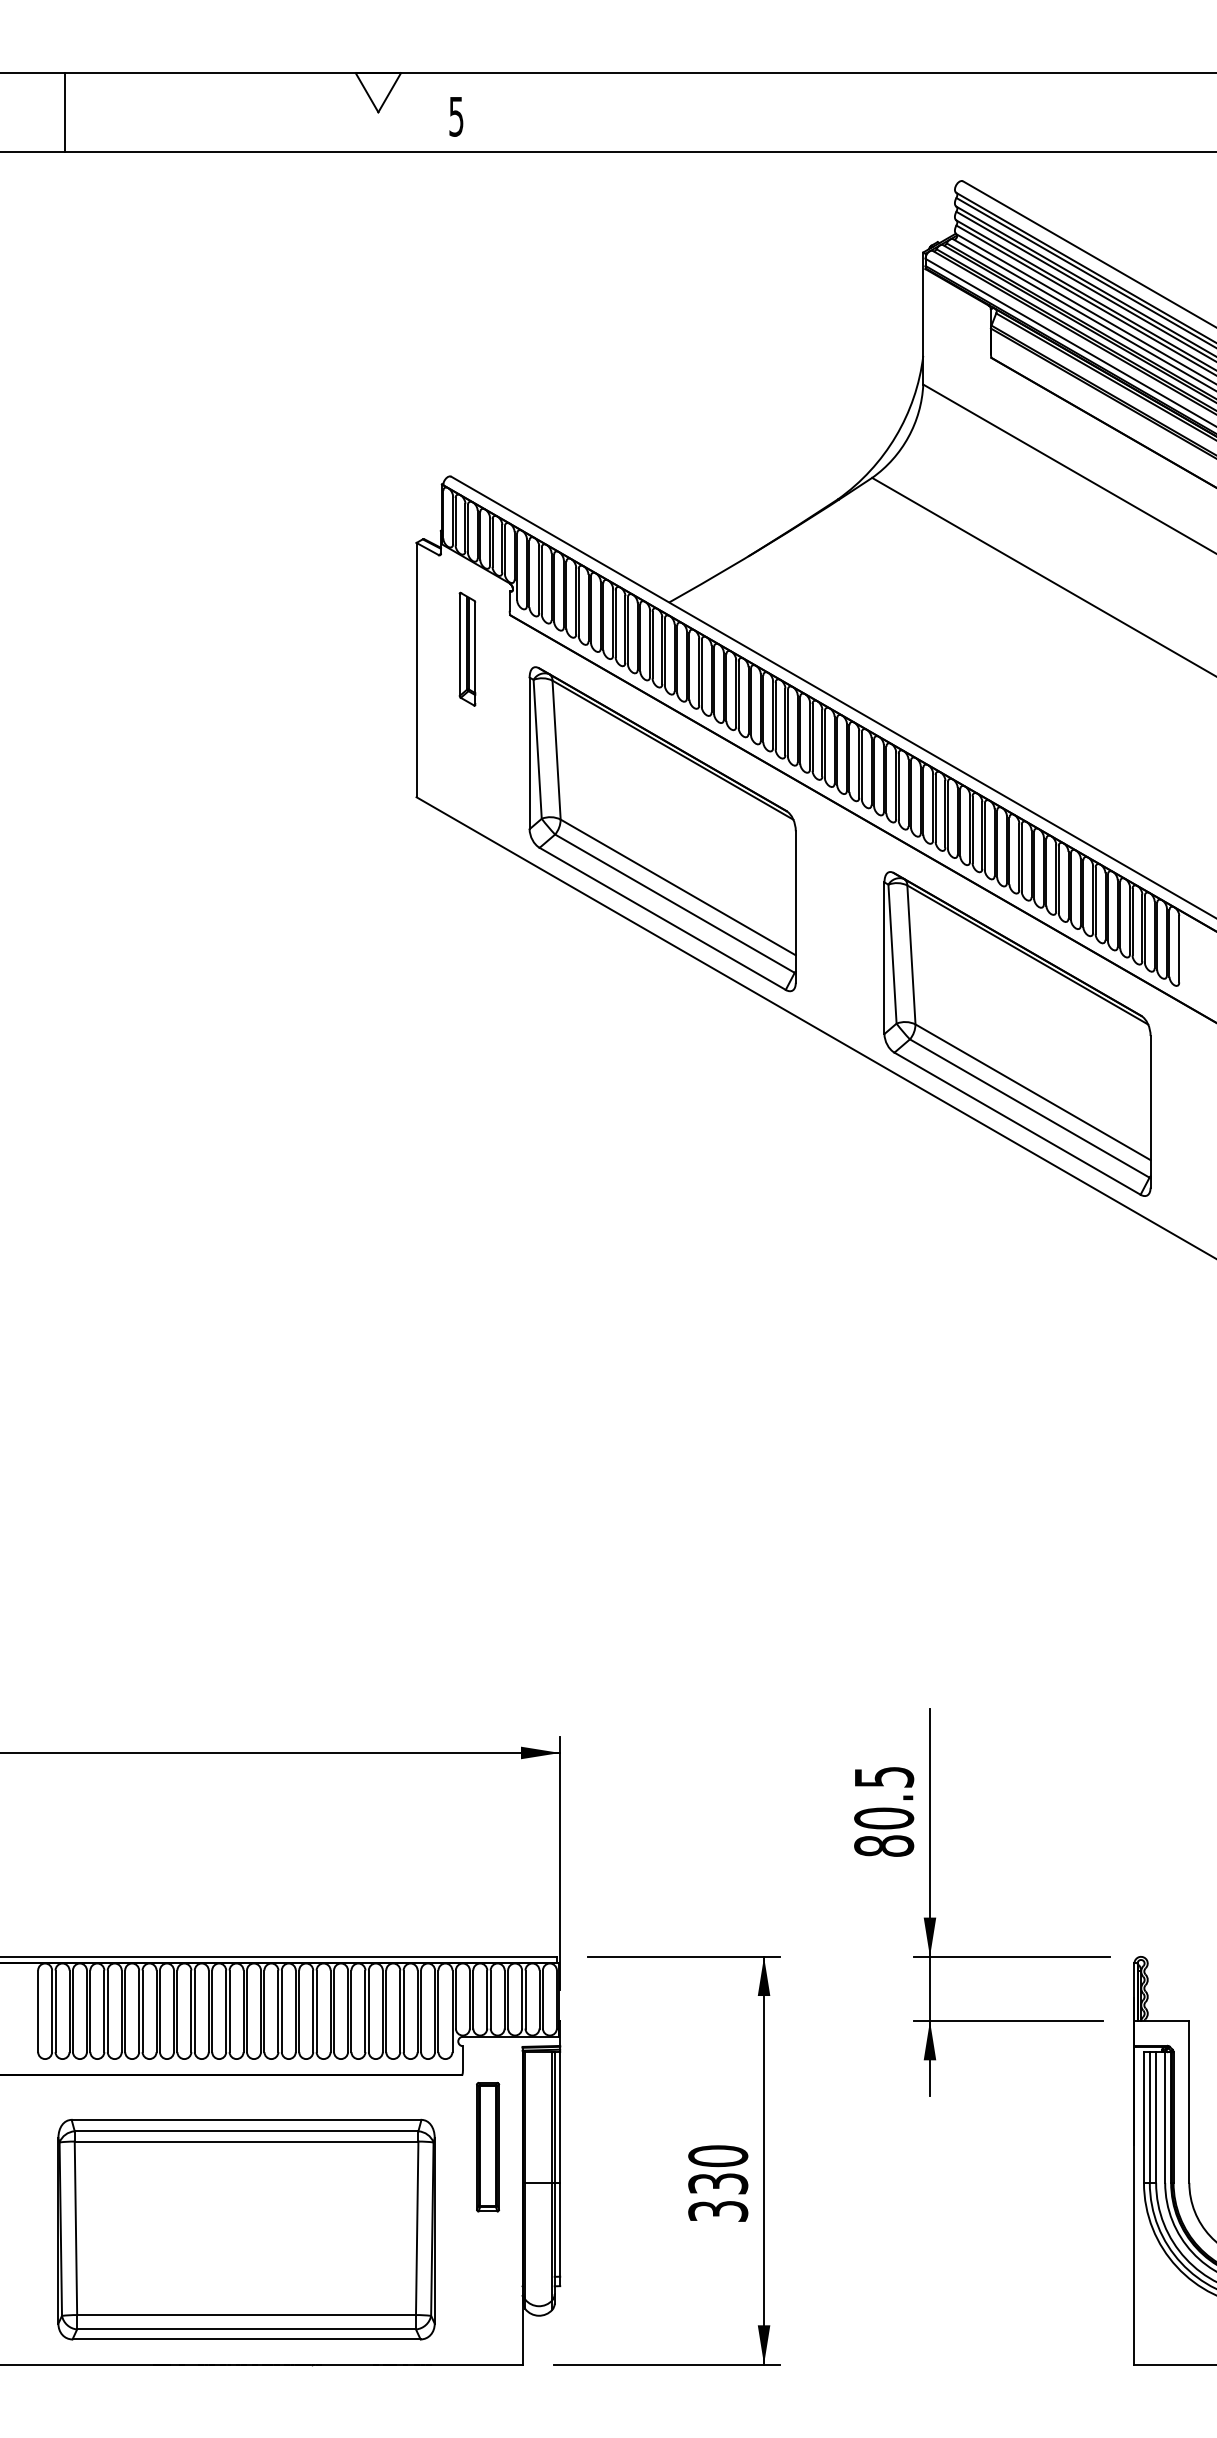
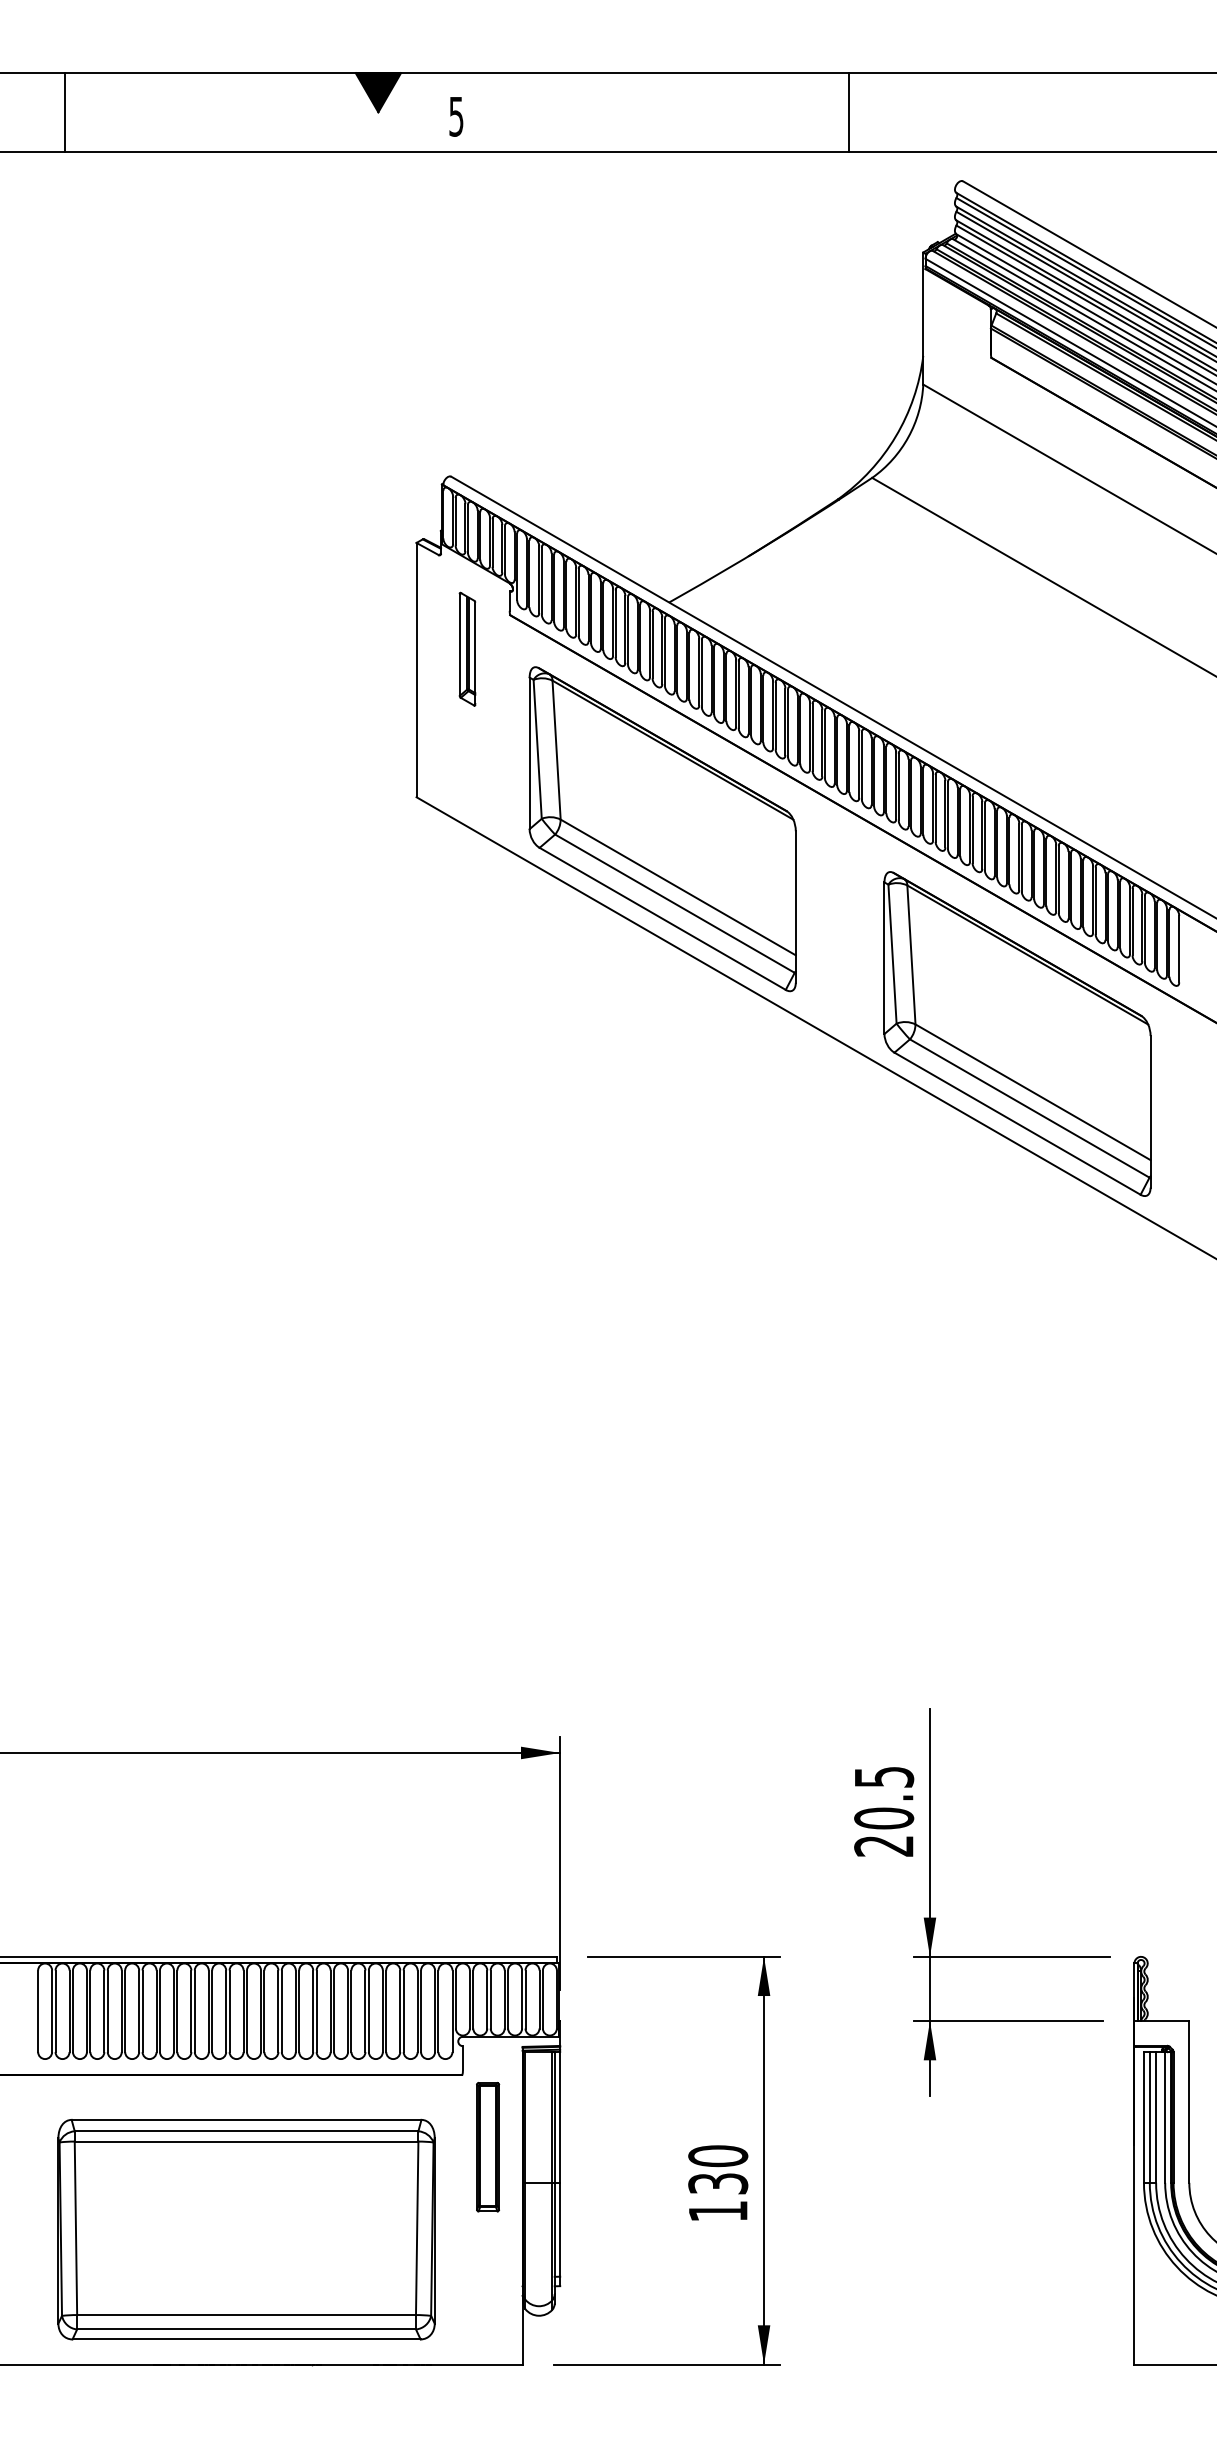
fill: none -> present (378, 92)
line: none -> present (848, 112)
text: 80.5 -> 20.5 (884, 1845)
text: 330 -> 130 (718, 2211)
